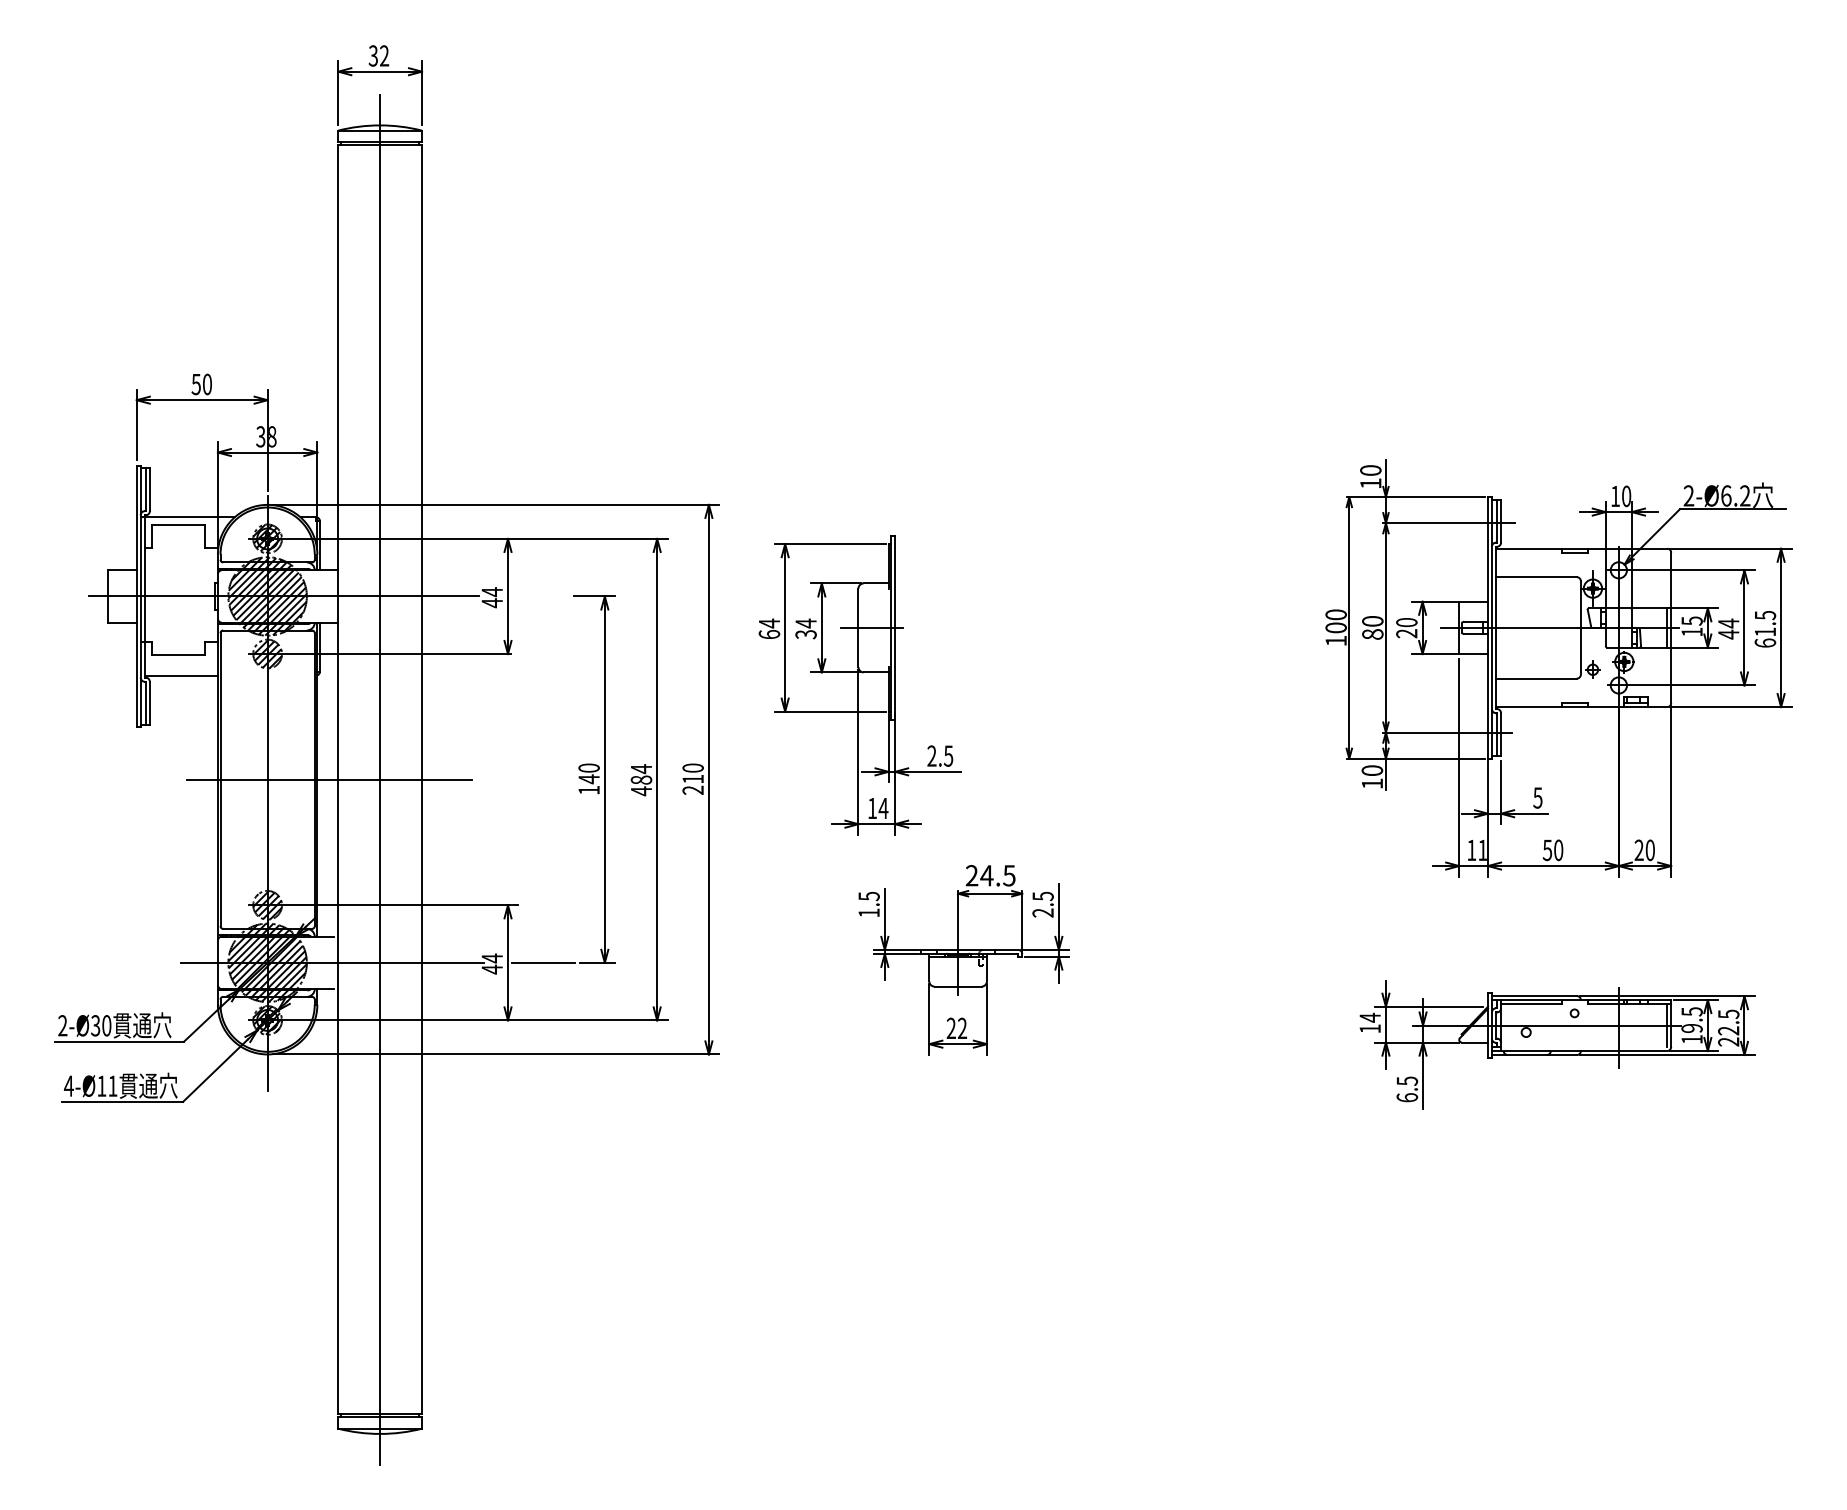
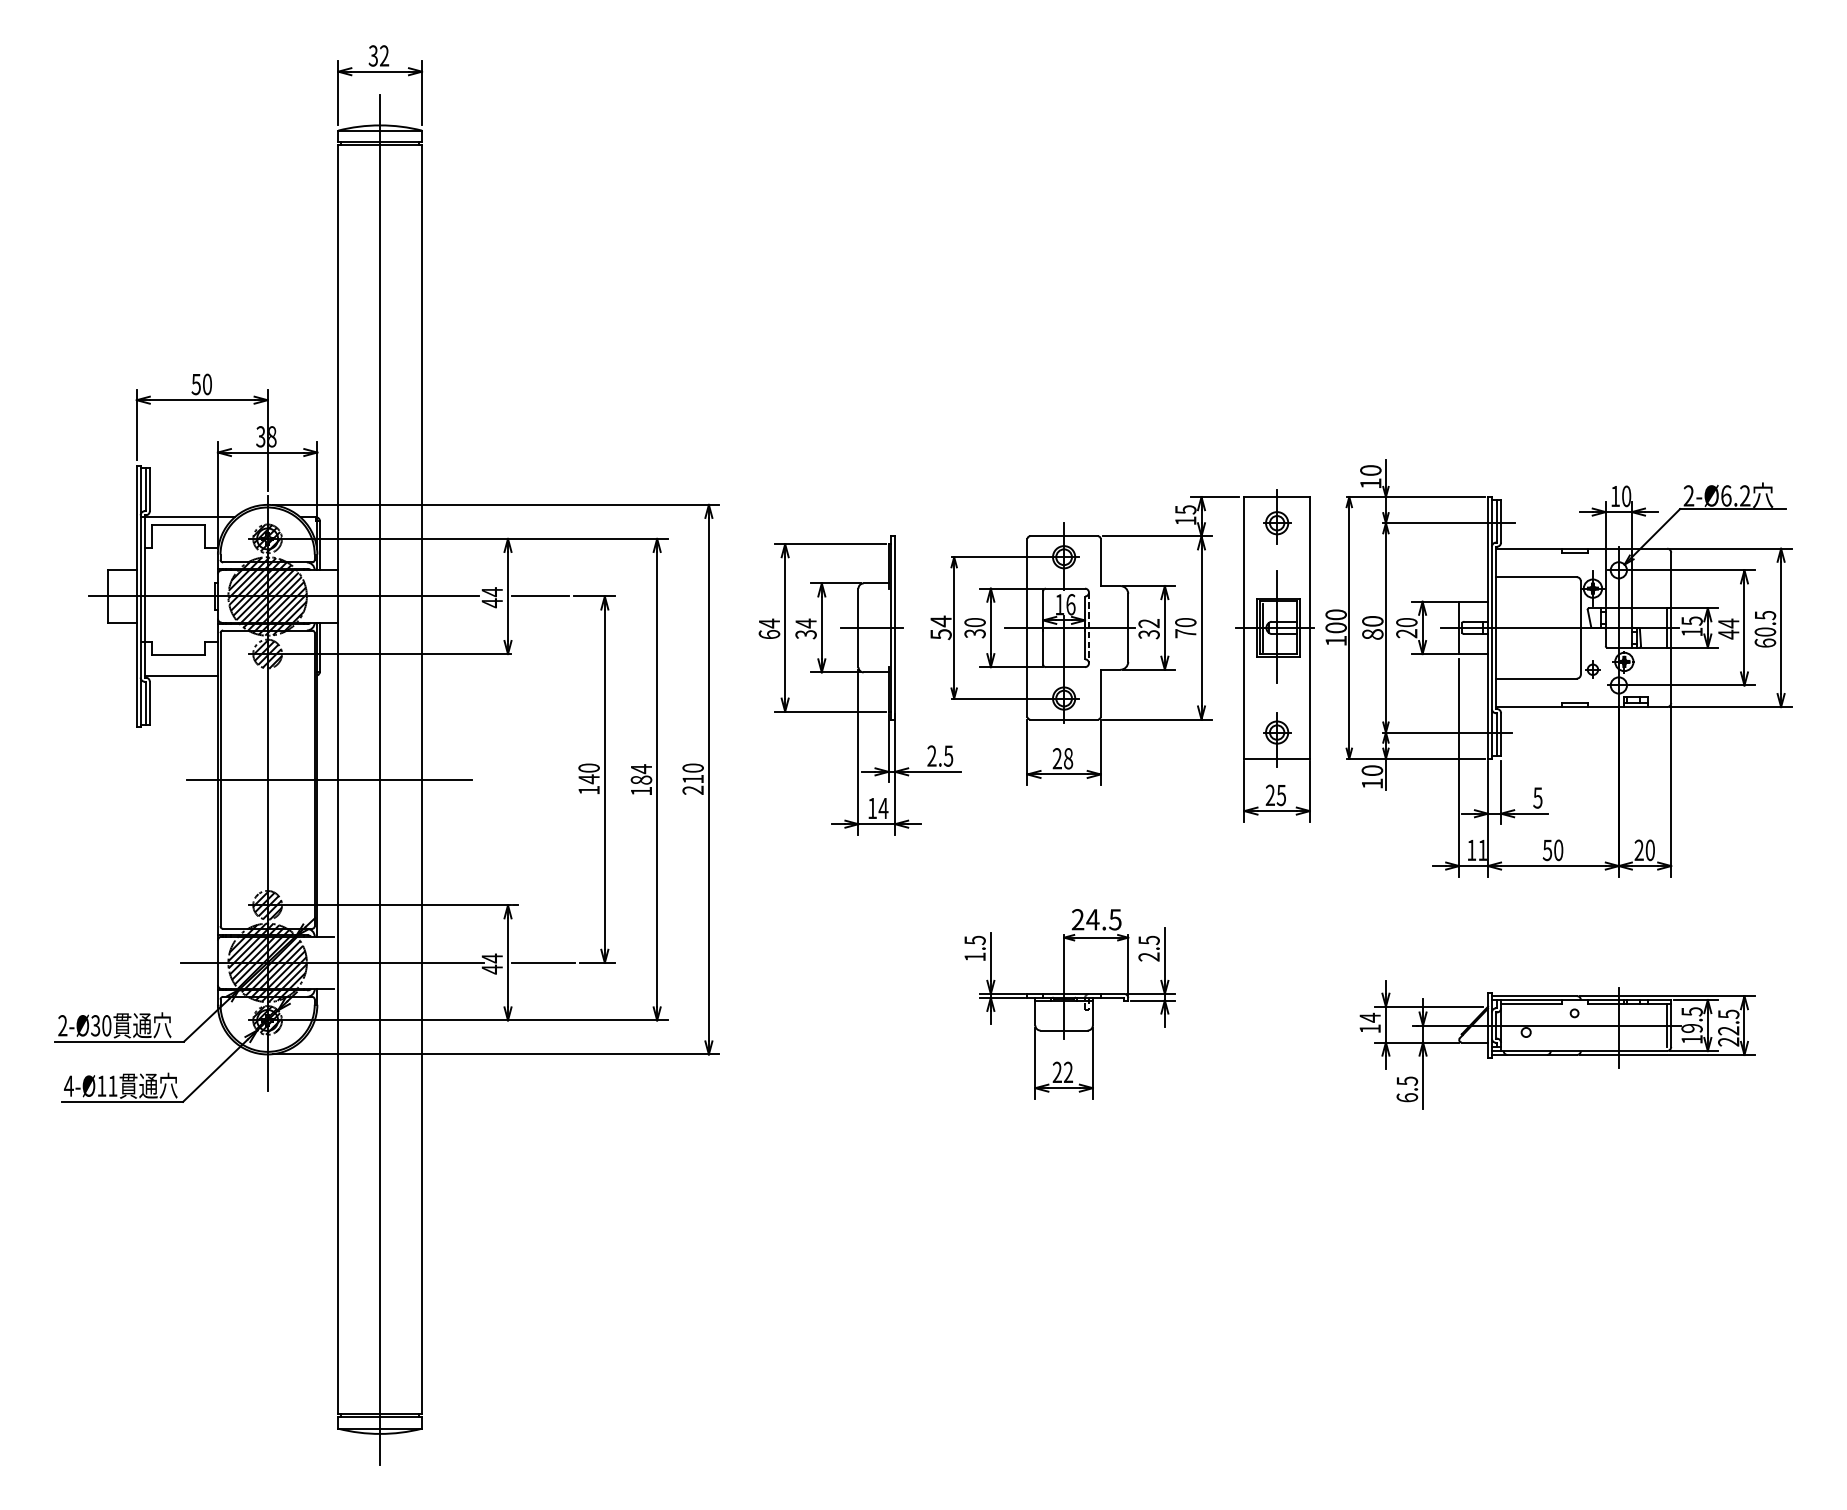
line: none -> present (540, 596)
text: 61.5 -> 60.5 (1765, 631)
part: none -> present (1122, 655)
text: 484 -> 184 (641, 791)
part position: (963, 960) -> (1069, 1004) (1069, 1004)
